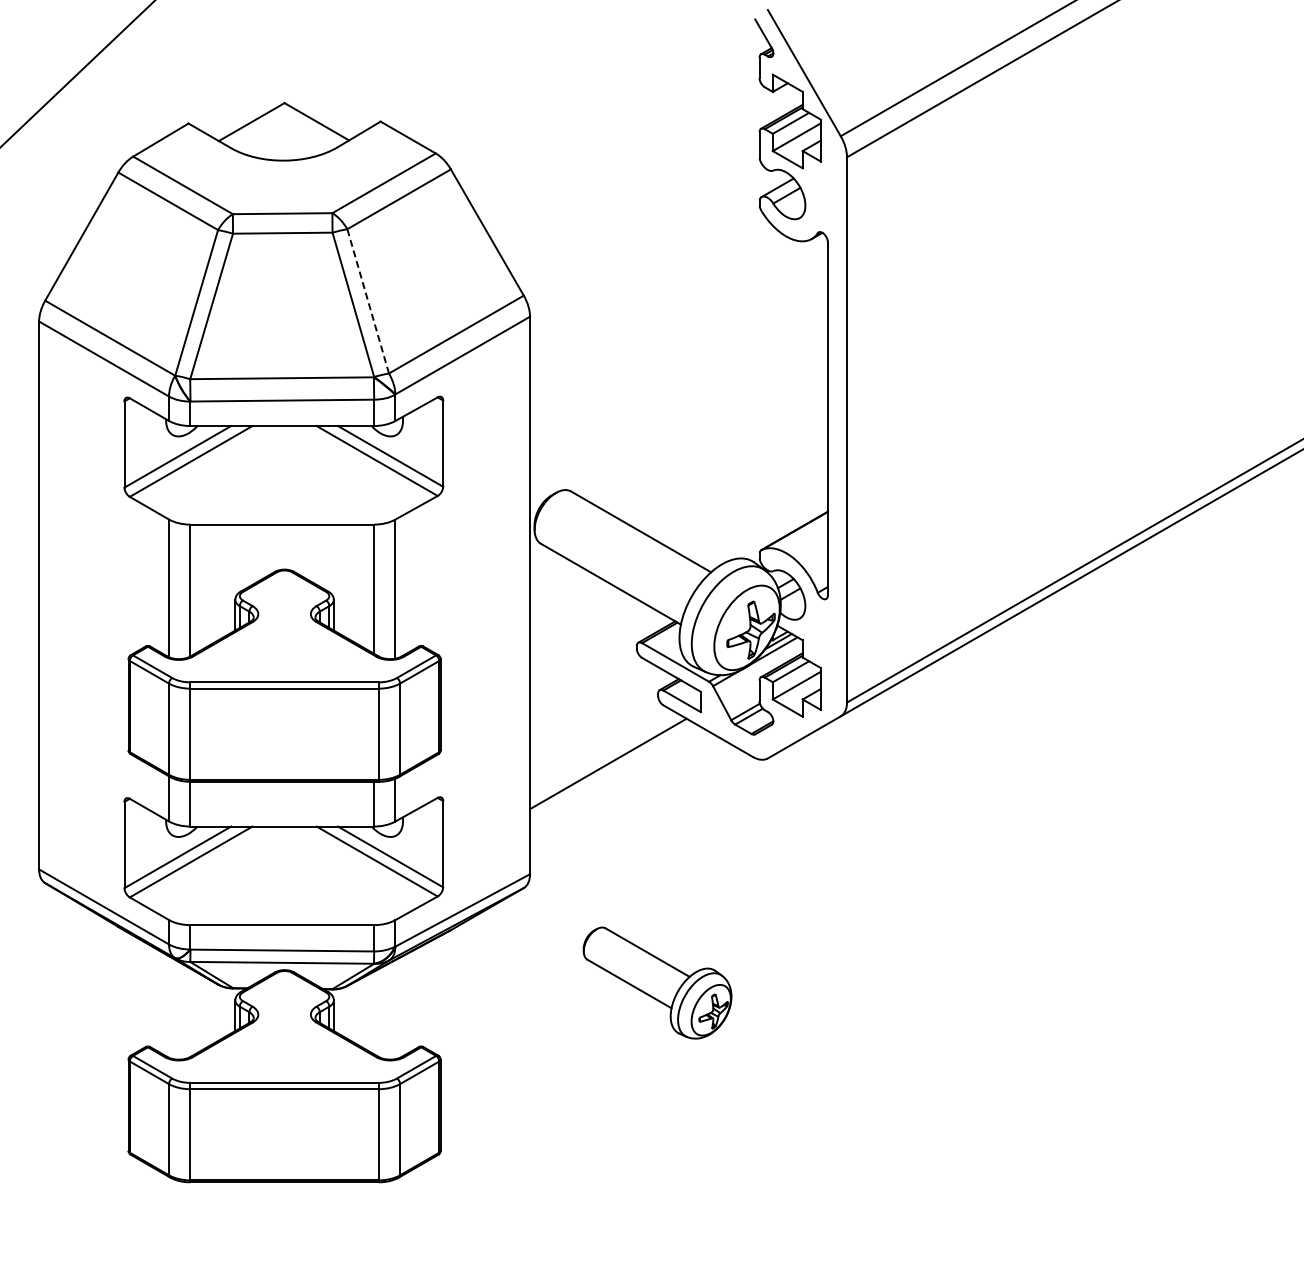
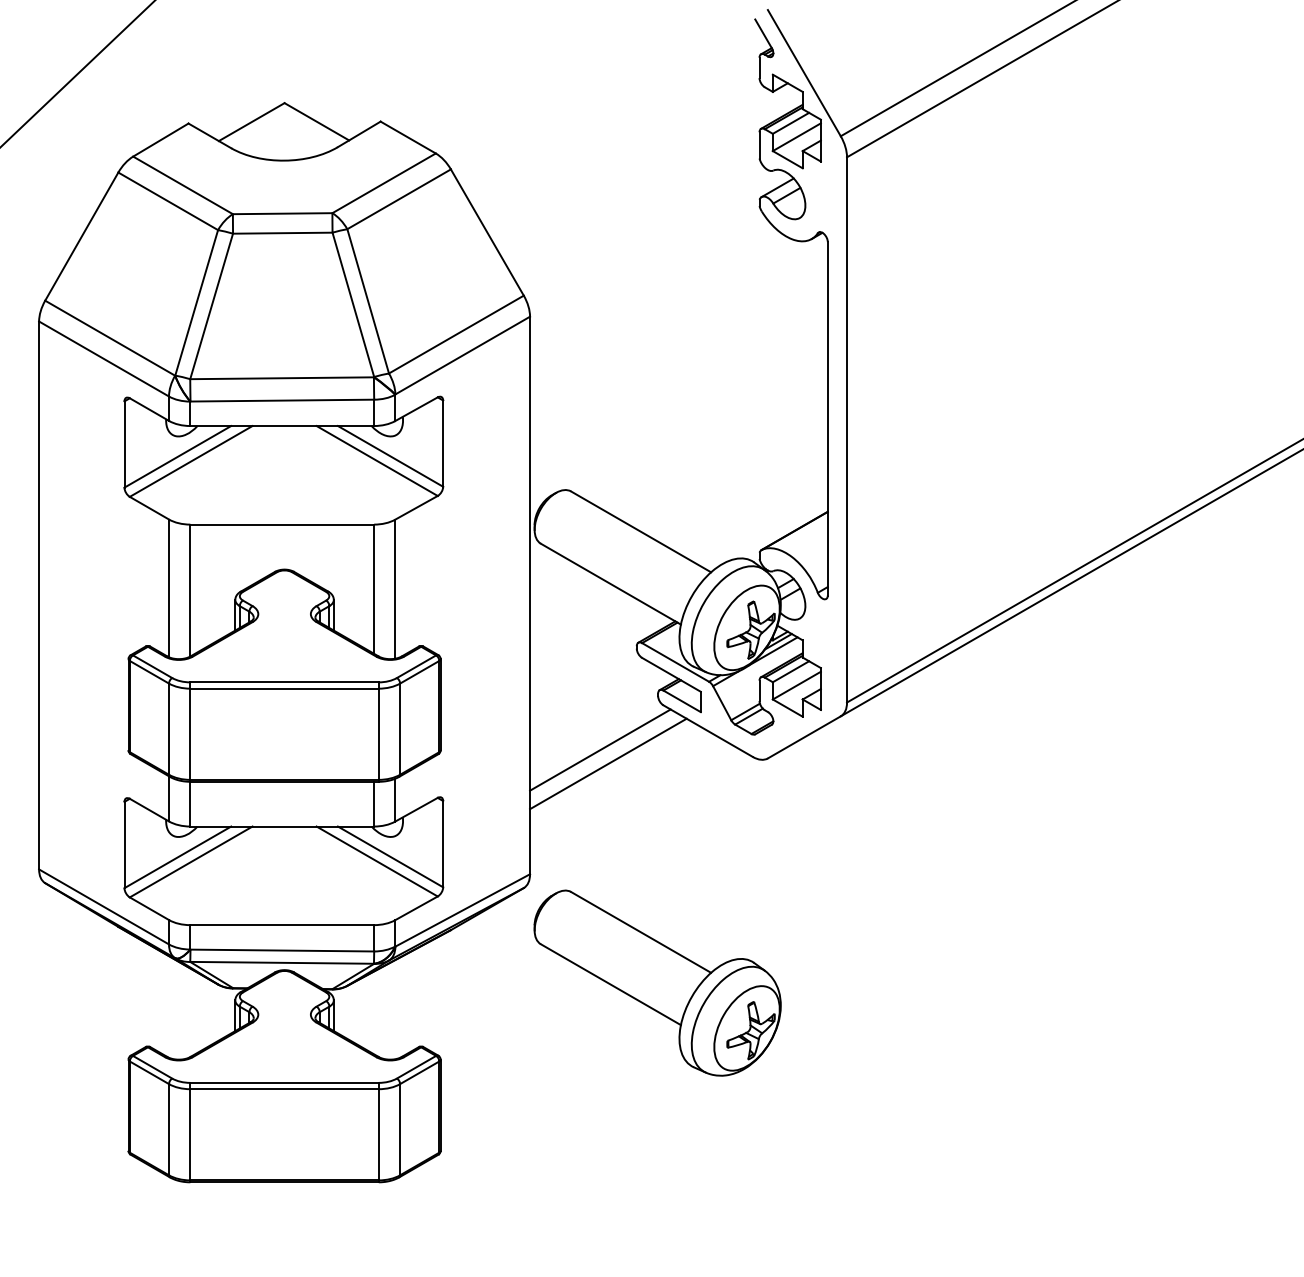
line: dashed -> solid (368, 300)
line: none -> present (600, 749)
part size: 151x114 px -> 249x188 px (657, 982)
